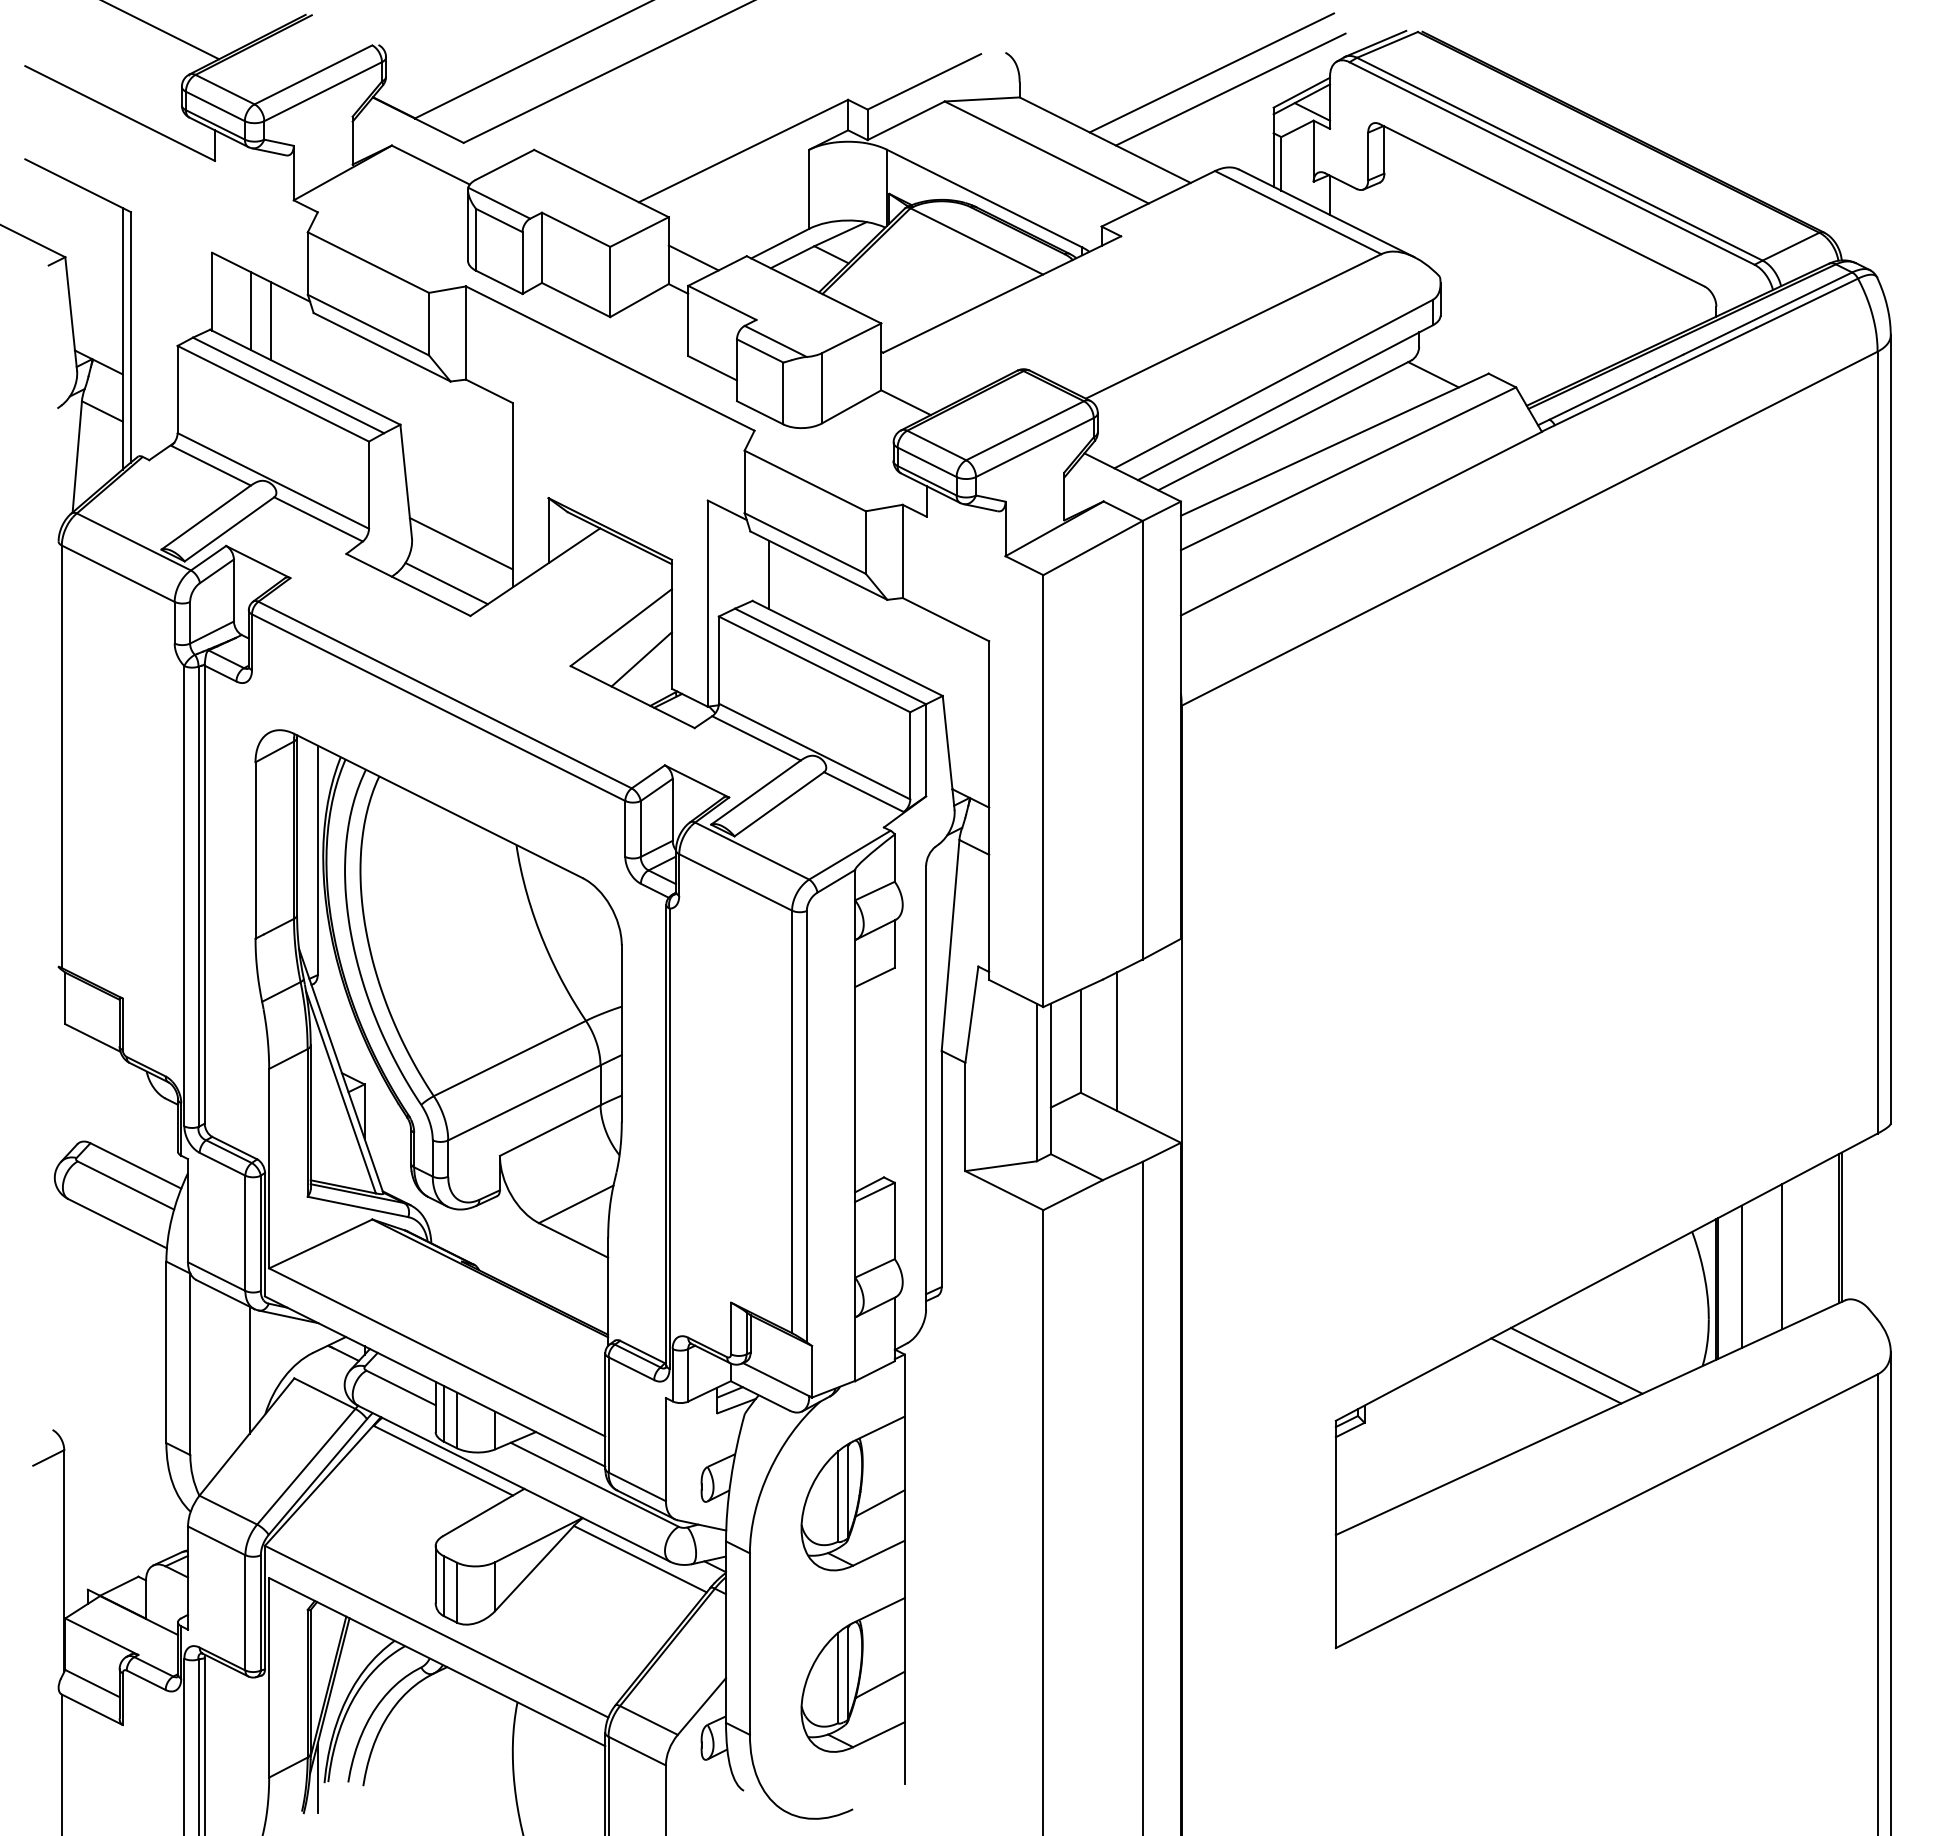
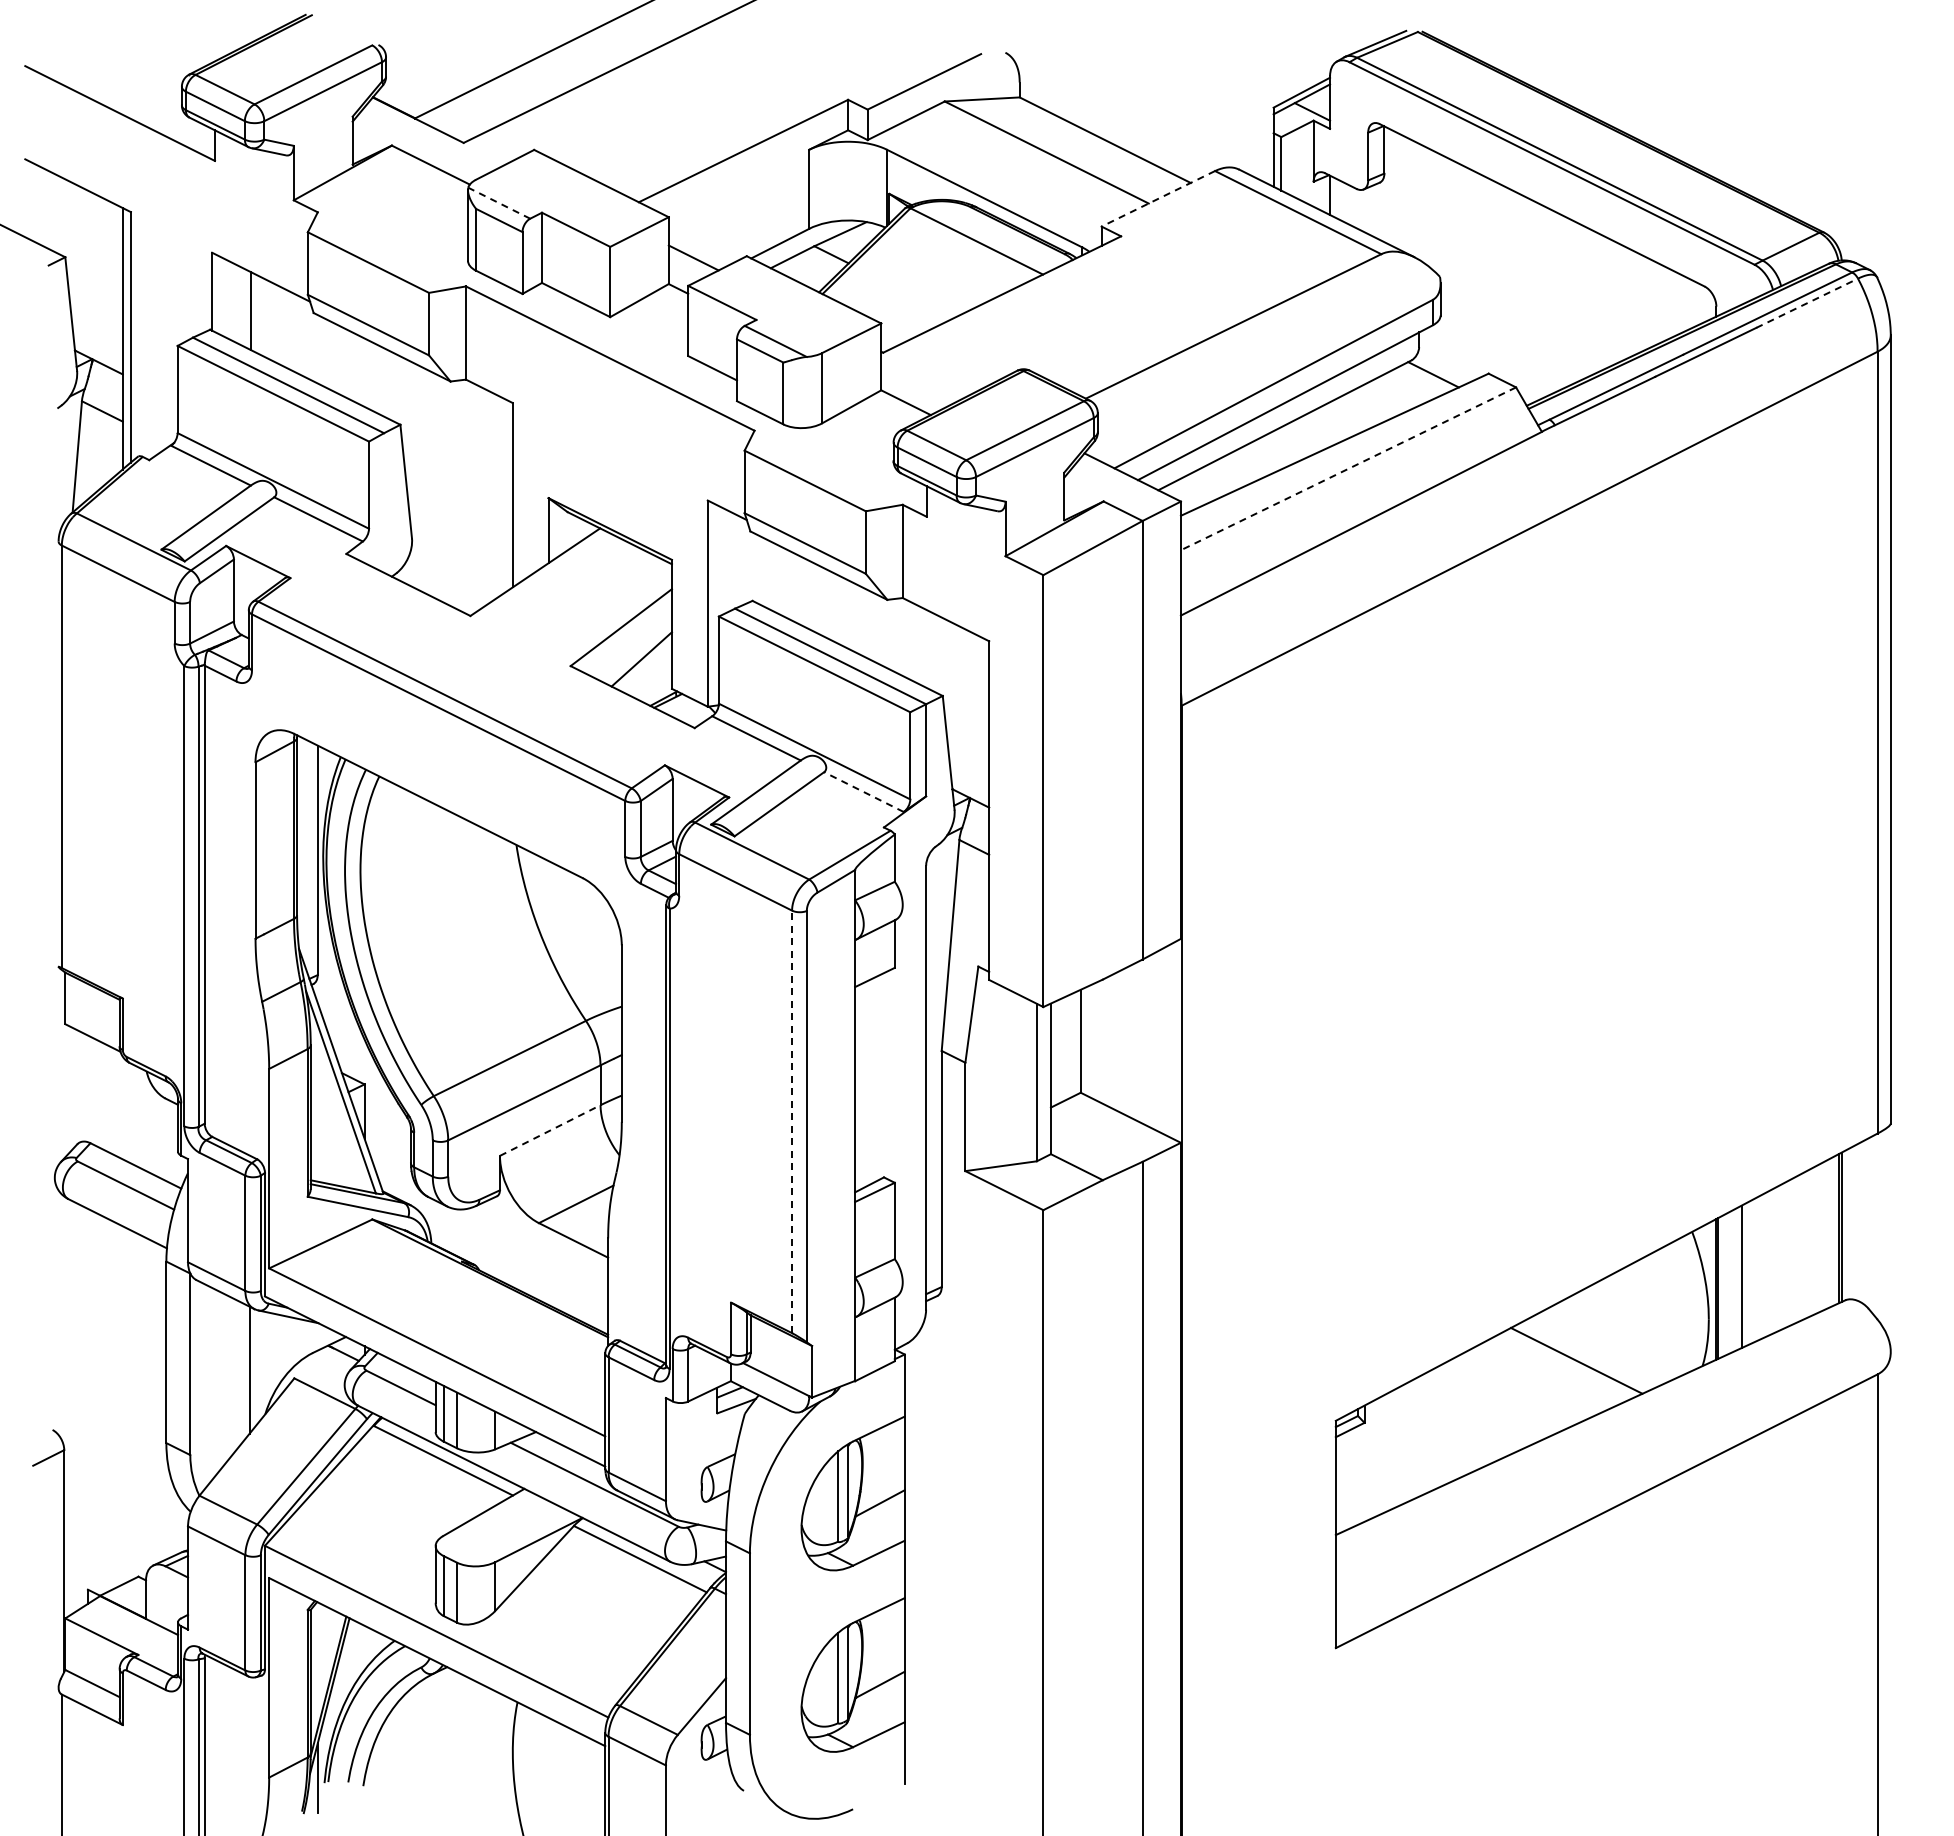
line: present -> none (161, 30)
line: present -> none (1211, 72)
line: present -> none (1230, 89)
line: solid -> dashed (1157, 199)
line: solid -> dashed (499, 203)
line: solid -> dashed (1807, 303)
line: present -> none (270, 321)
line: solid -> dashed (1348, 469)
line: present -> none (460, 543)
line: present -> none (769, 574)
line: present -> none (446, 583)
line: solid -> dashed (863, 791)
line: present -> none (1117, 1041)
line: solid -> dashed (792, 1121)
line: solid -> dashed (550, 1130)
line: present -> none (1782, 1256)
line: present -> none (1556, 1370)
line: present -> none (1890, 1591)
